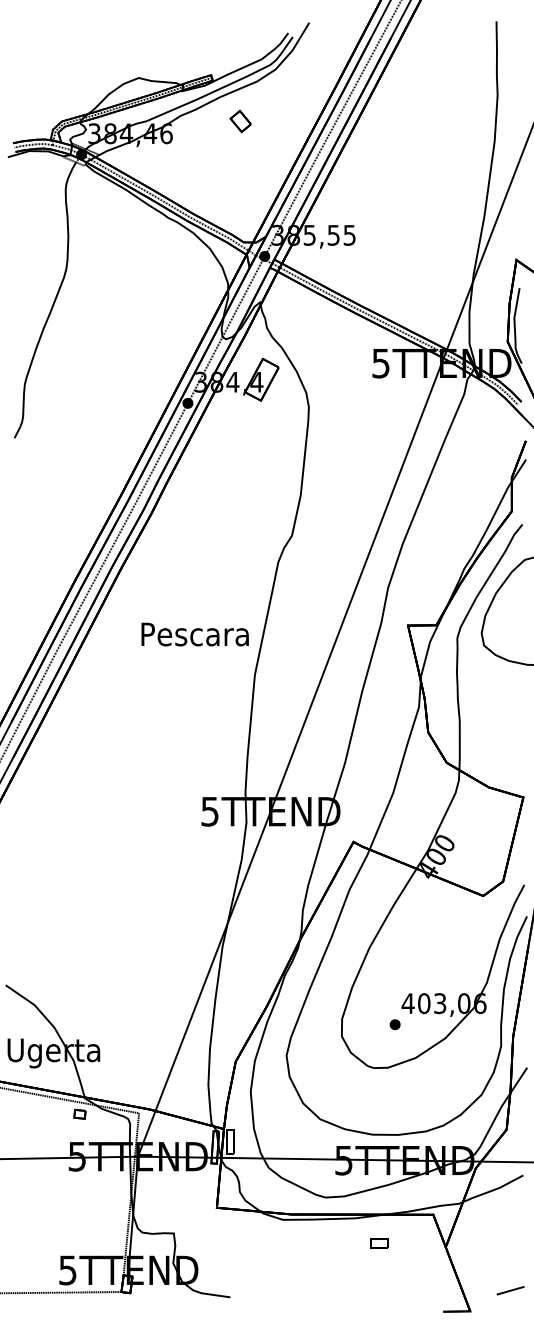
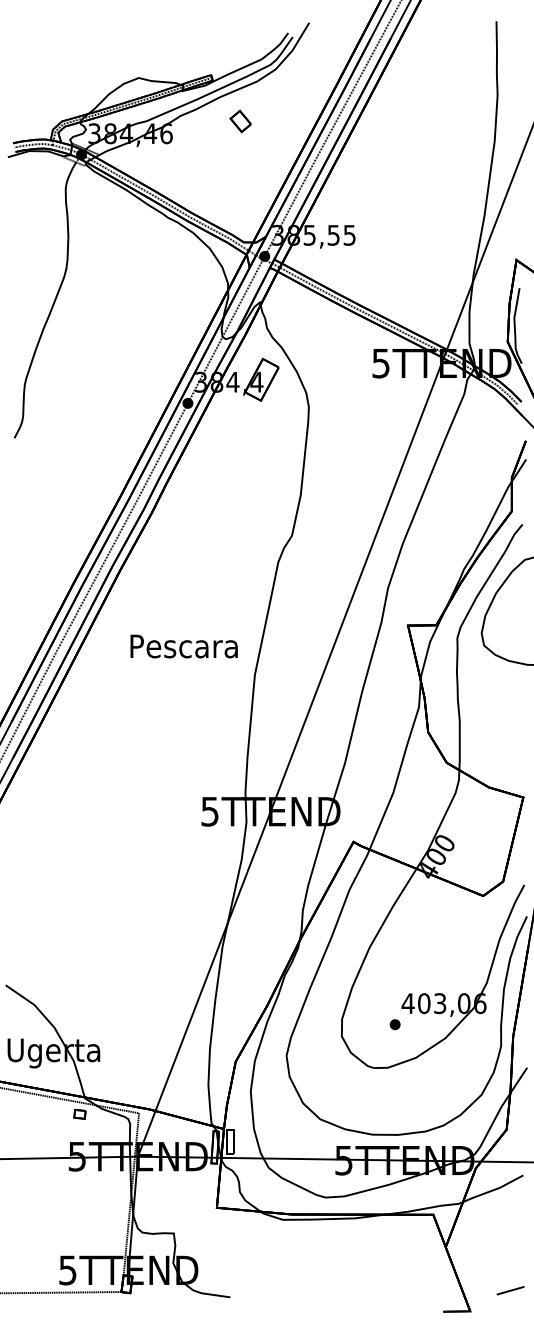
text position: (194, 634) -> (183, 646) (183, 646)
part: present -> none (379, 1243)
